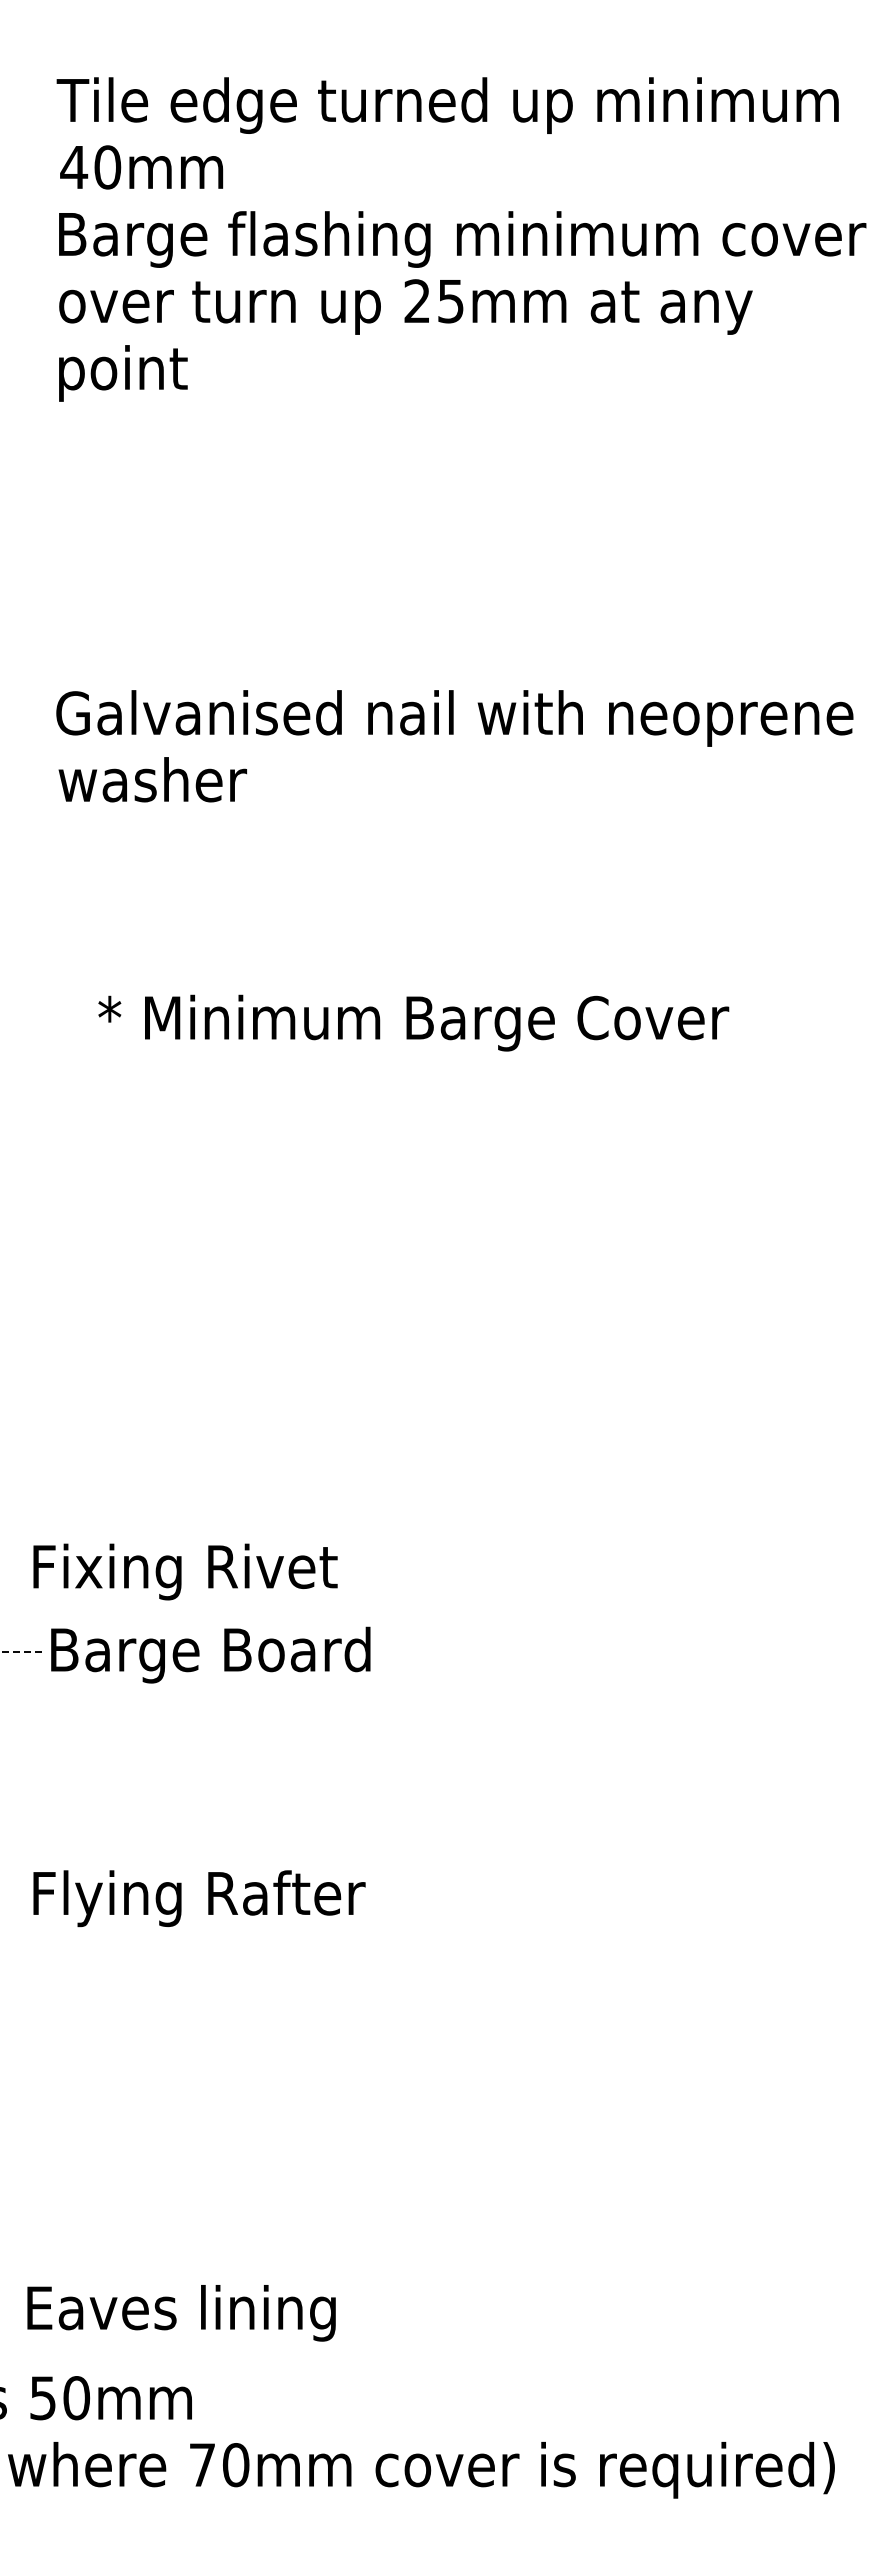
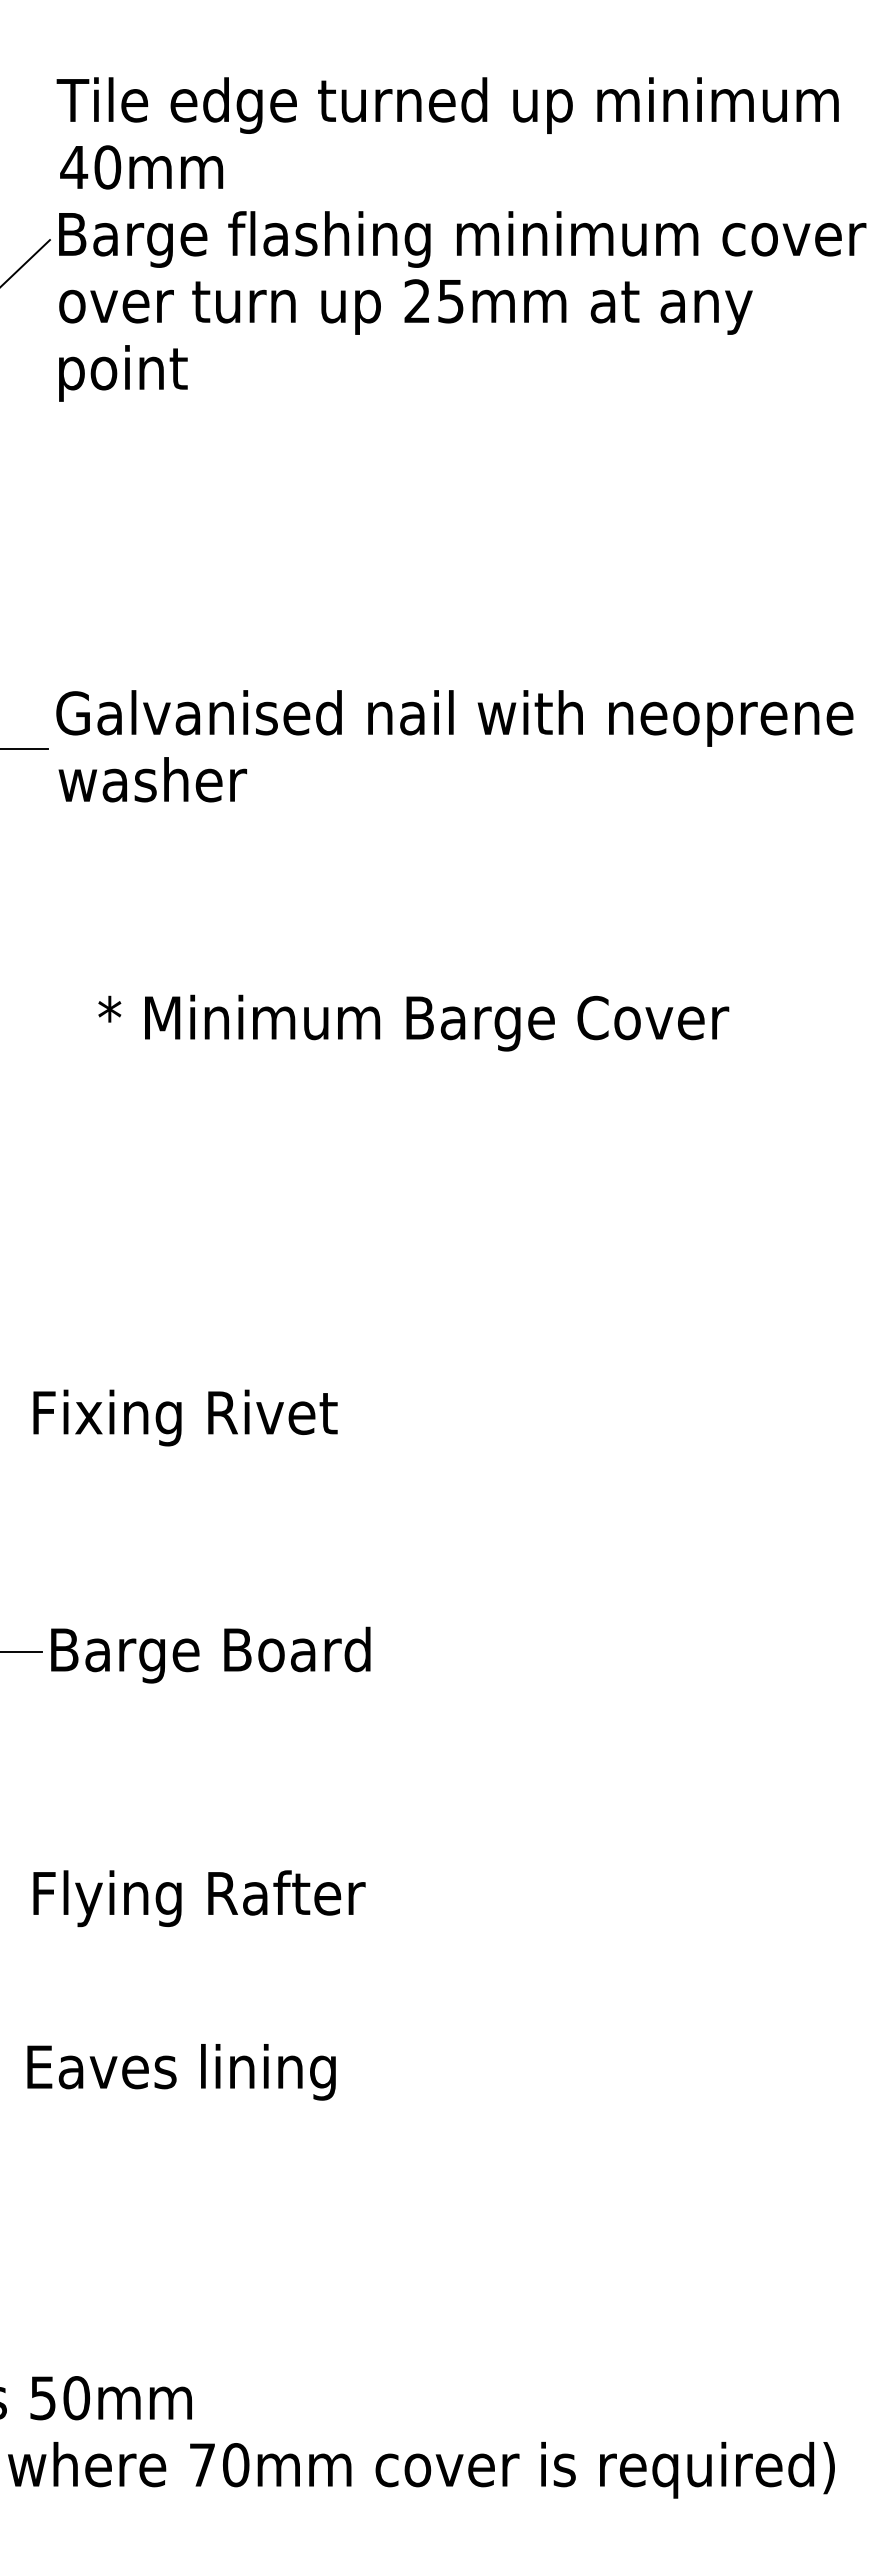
line: none -> present (25, 262)
line: none -> present (25, 749)
text position: (185, 1571) -> (185, 1417) (185, 1417)
line: dashed -> solid (21, 1651)
text position: (181, 2313) -> (181, 2072) (181, 2072)
